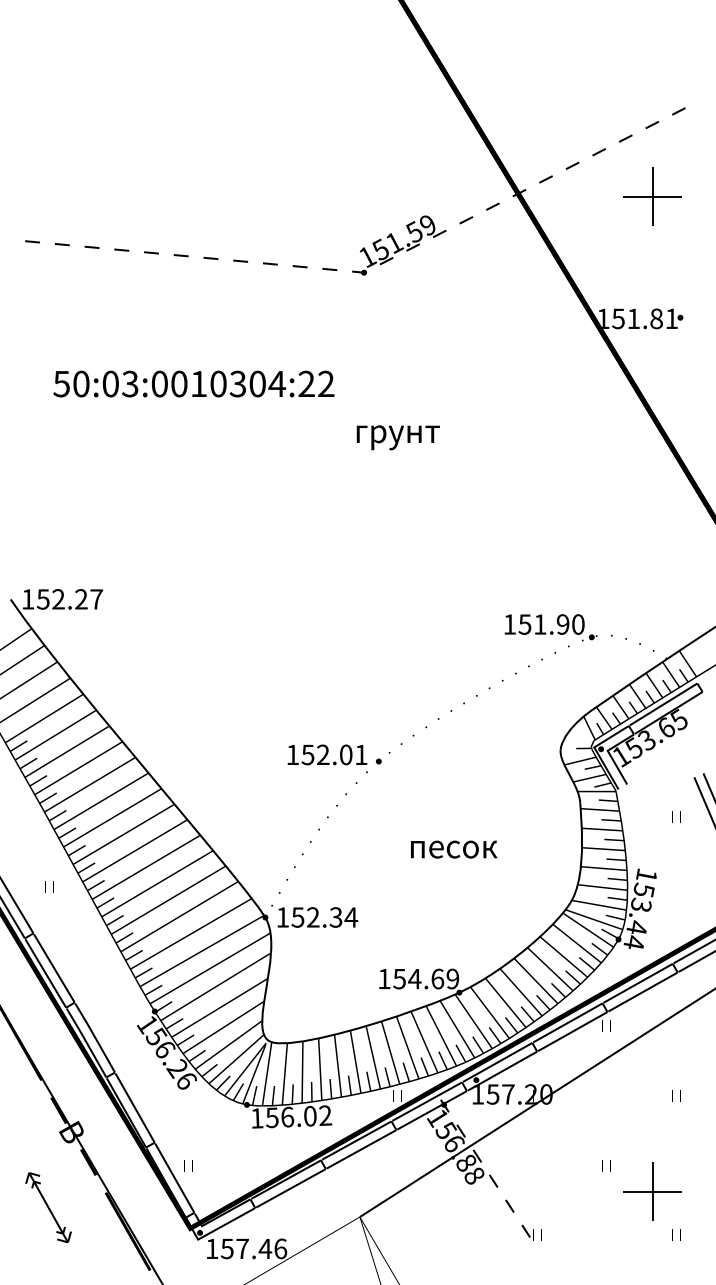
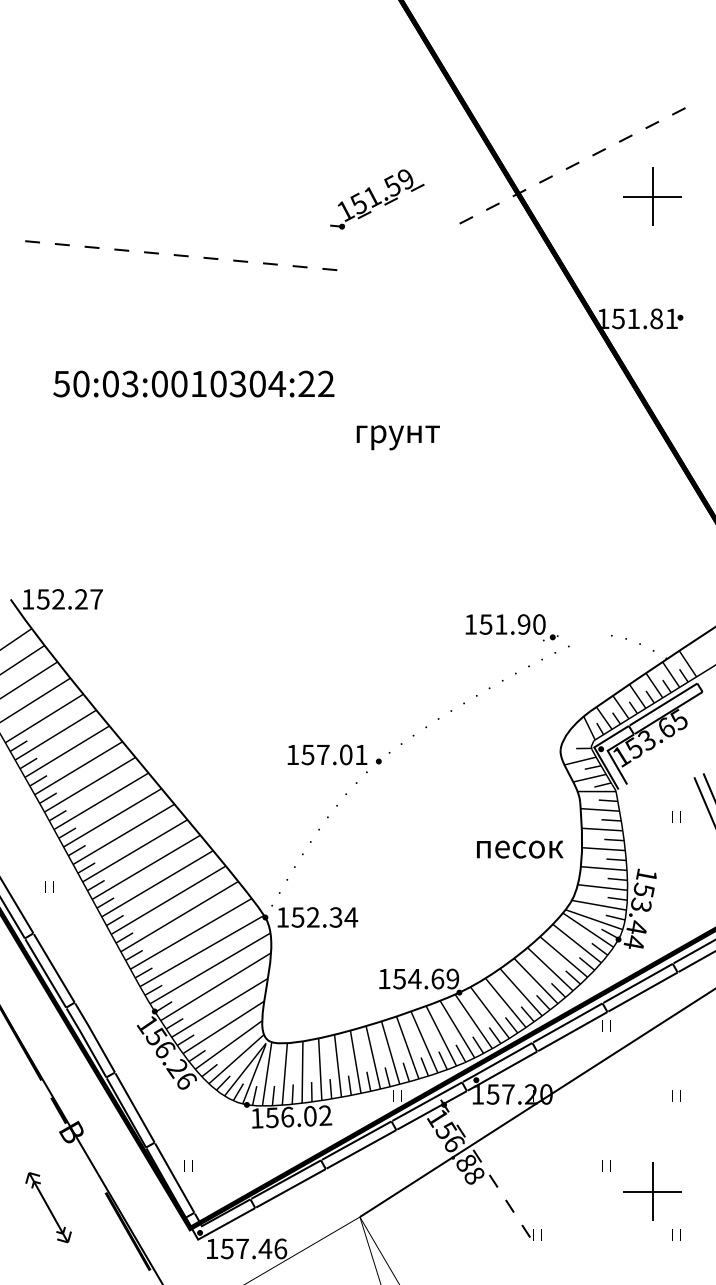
text position: (399, 245) -> (377, 199) (377, 199)
text position: (550, 627) -> (511, 627) (511, 627)
text: 152.01 -> 157.01 (323, 754)
text position: (454, 849) -> (520, 849) (520, 849)
fill: present -> none (88, 1162)
